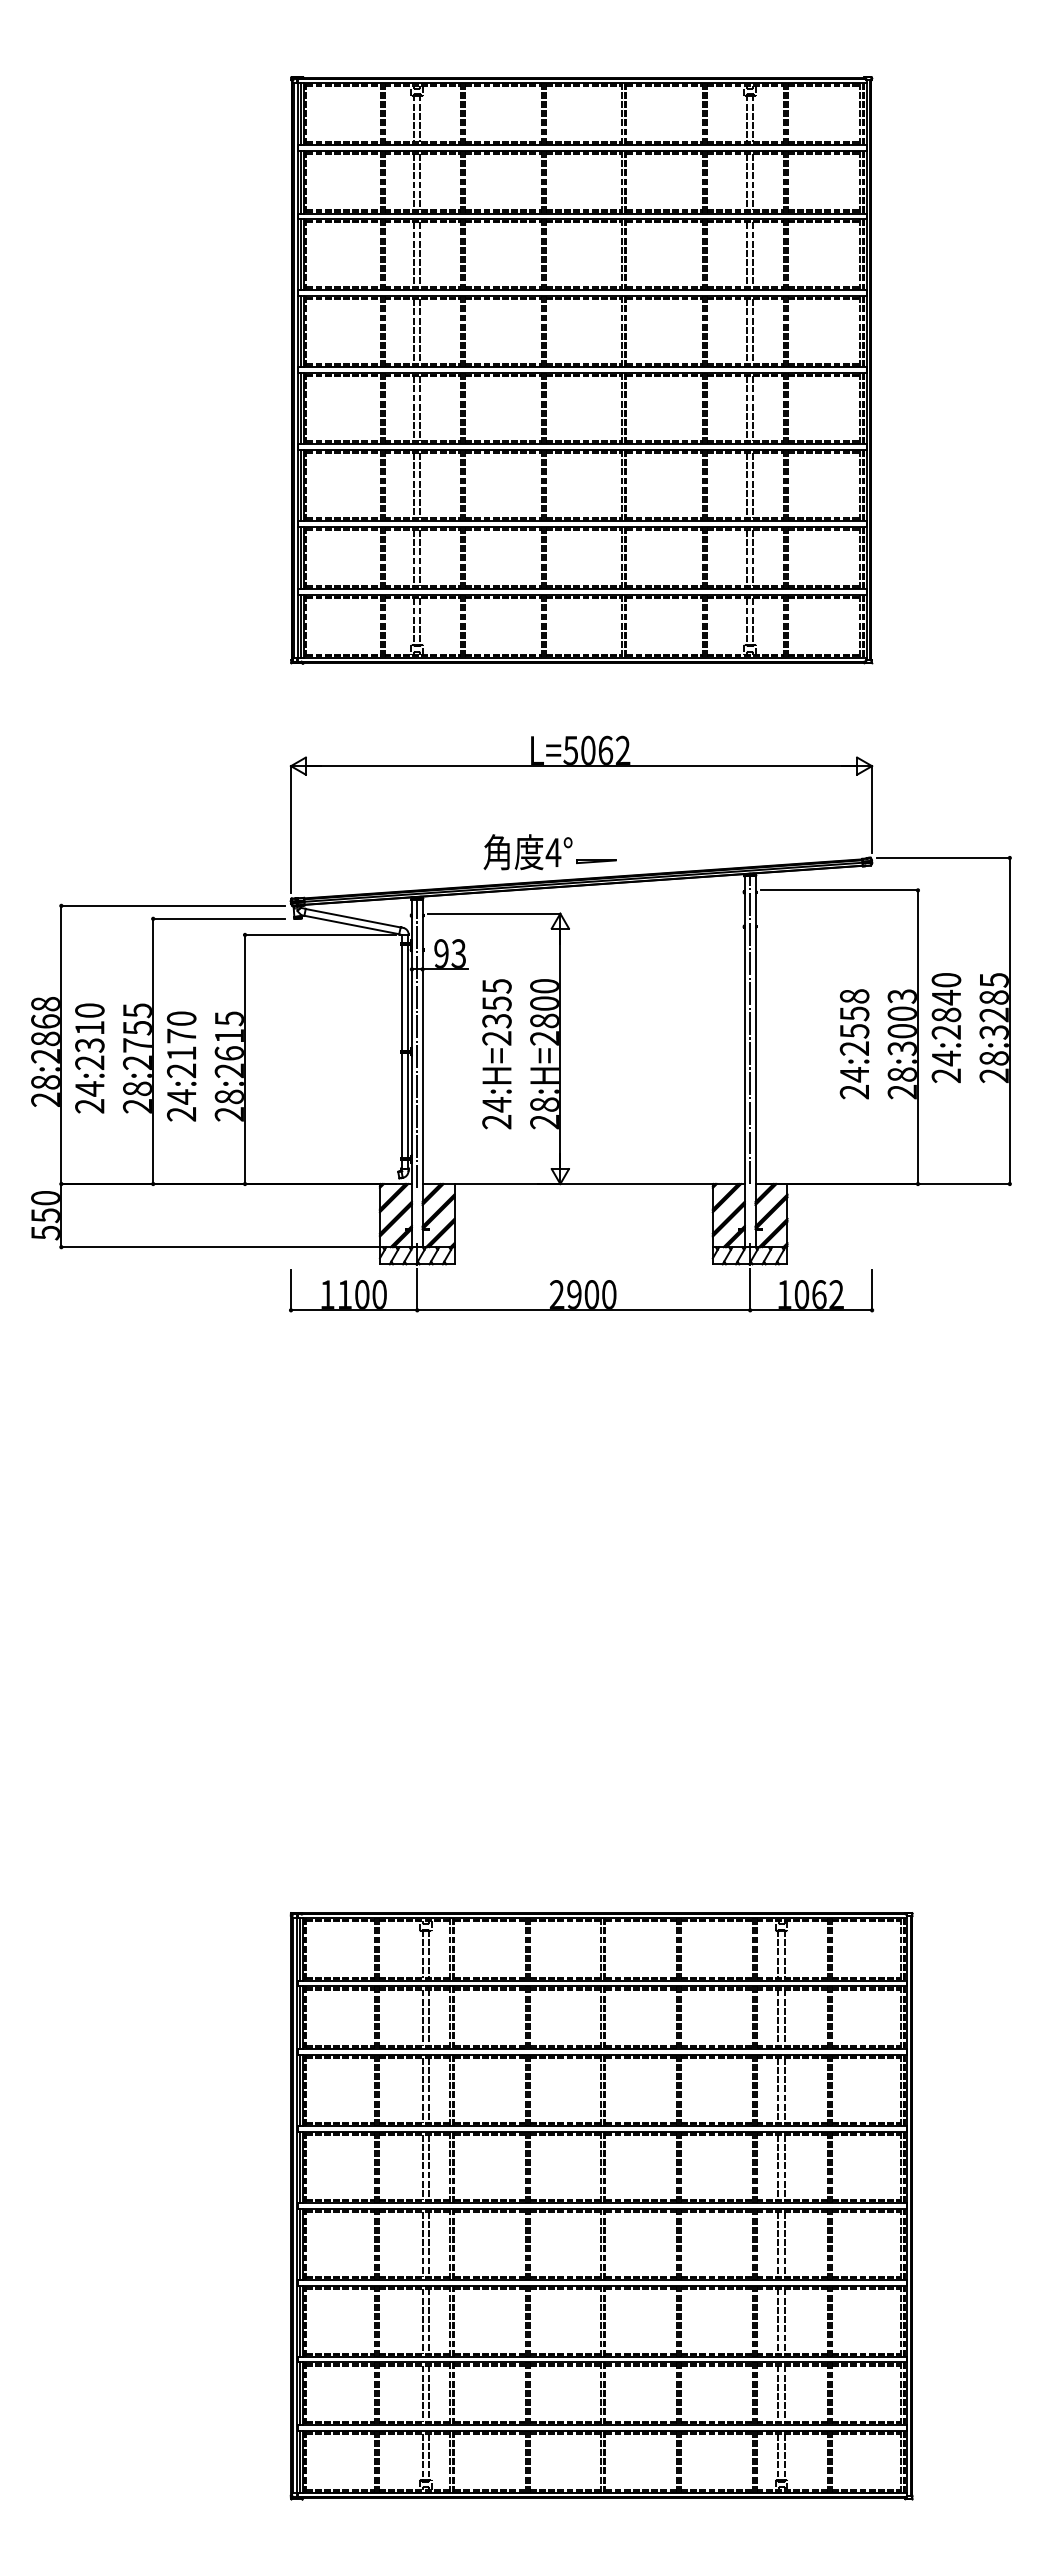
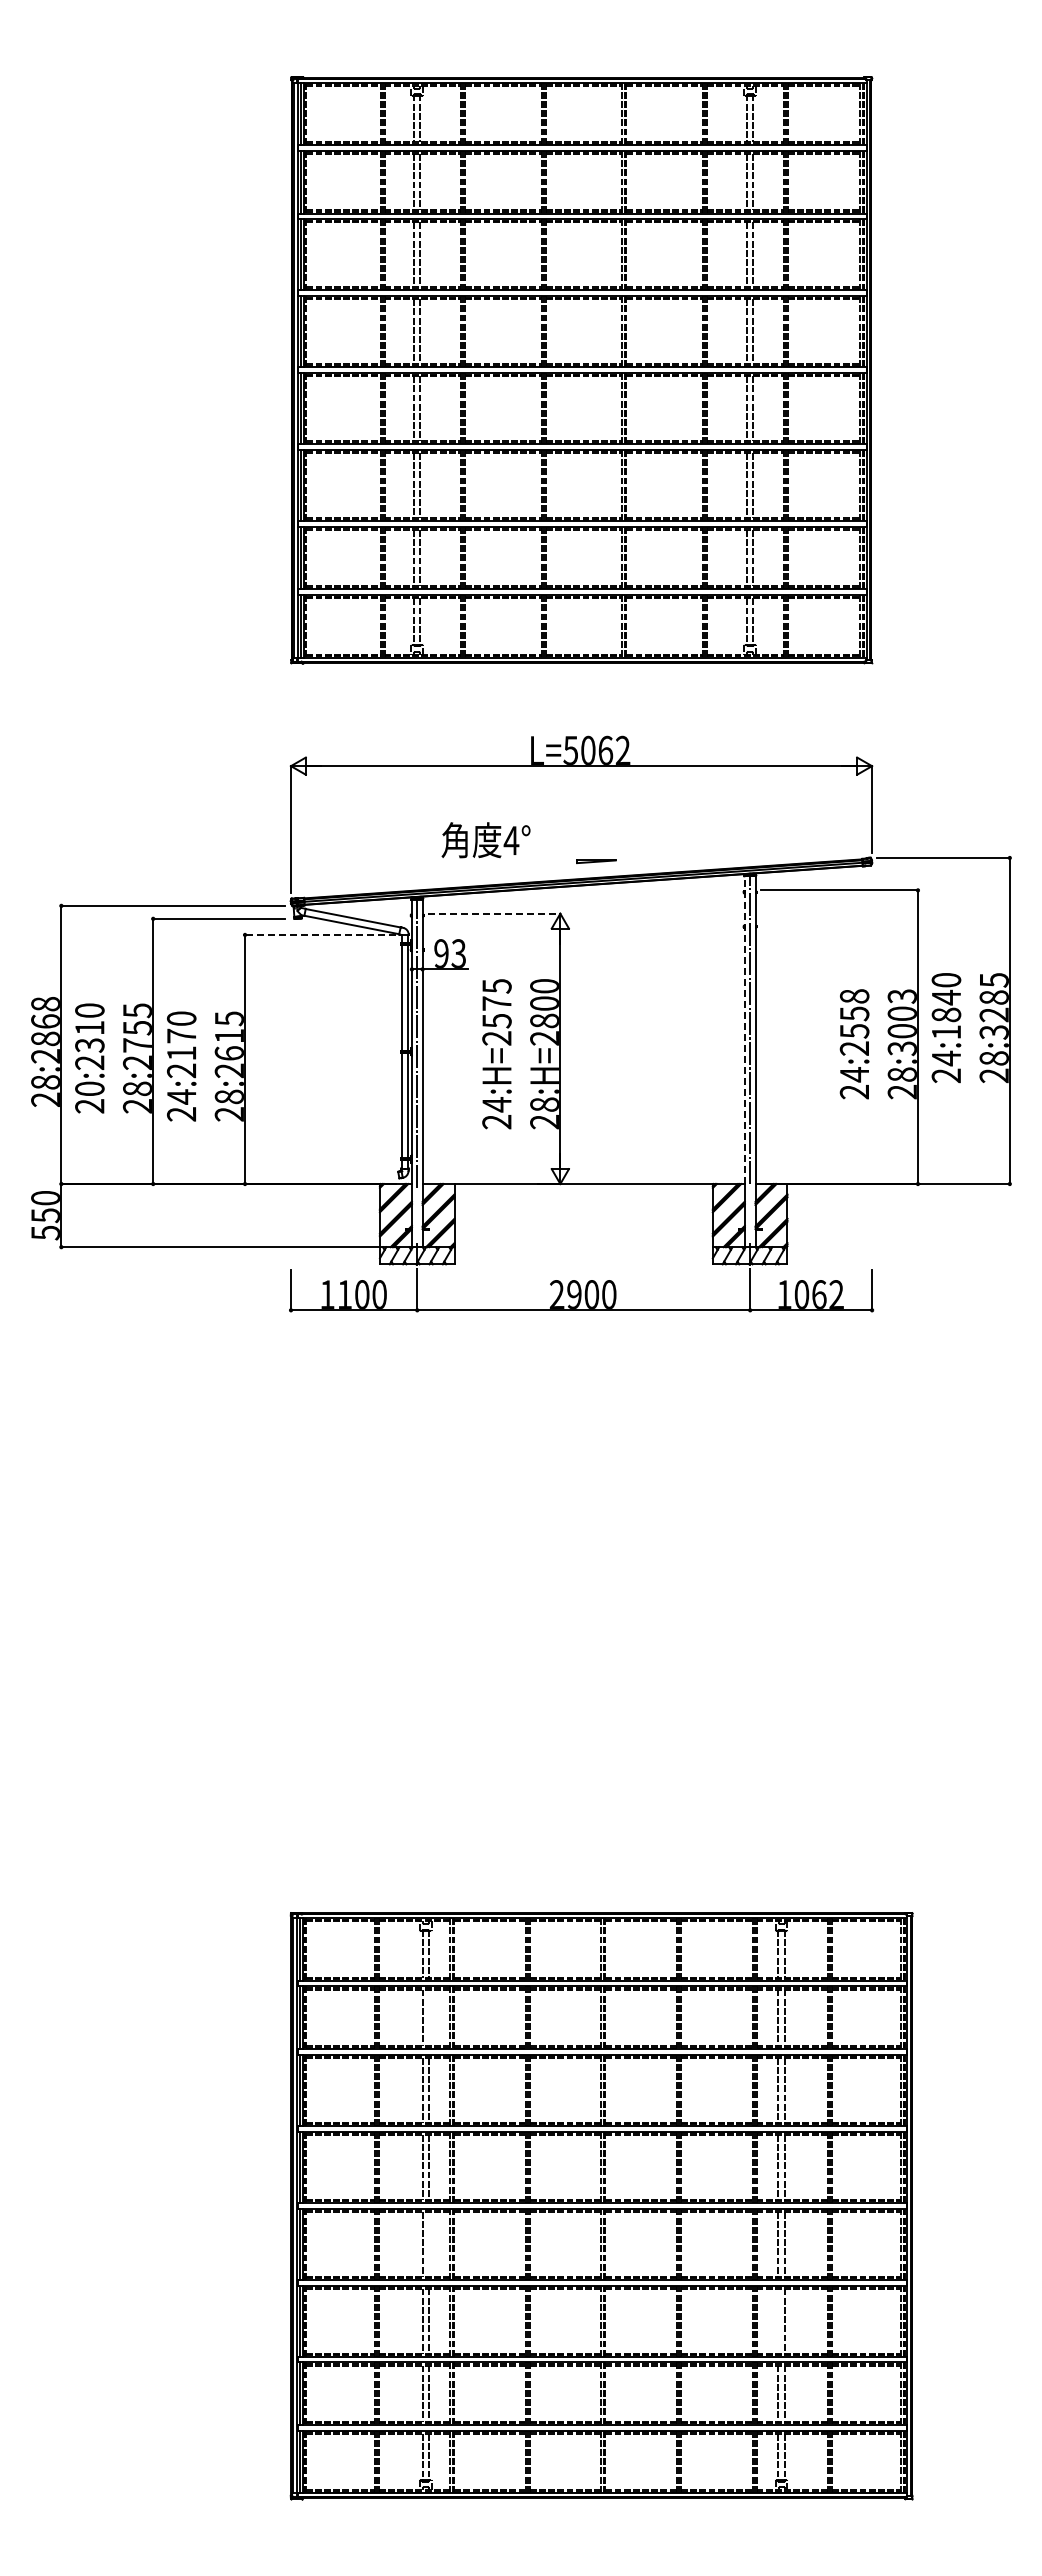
text position: (527, 852) -> (485, 840) (485, 840)
line: solid -> dashed (494, 913)
line: solid -> dashed (319, 934)
text: 24:H=2355 -> 24:H=2575 (496, 1012)
line: solid -> dashed (744, 1030)
text: 24:2840 -> 24:1840 (945, 1032)
text: 24:2310 -> 20:2310 (89, 1088)
line: present -> none (428, 2017)
line: present -> none (428, 2243)
line: present -> none (778, 2320)
